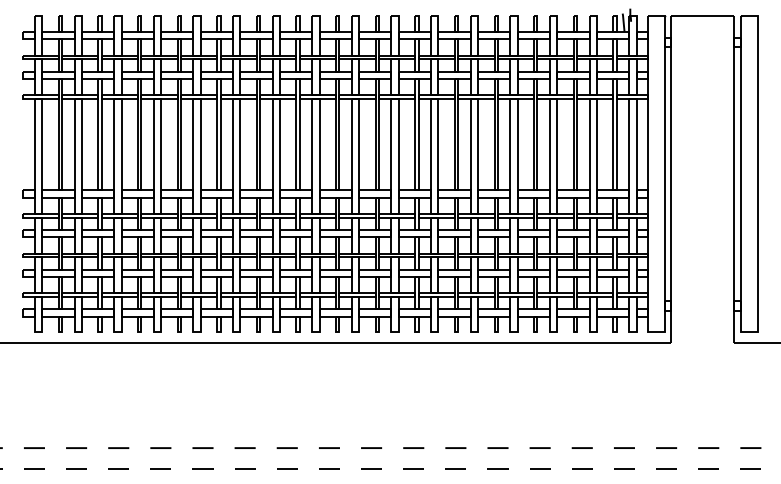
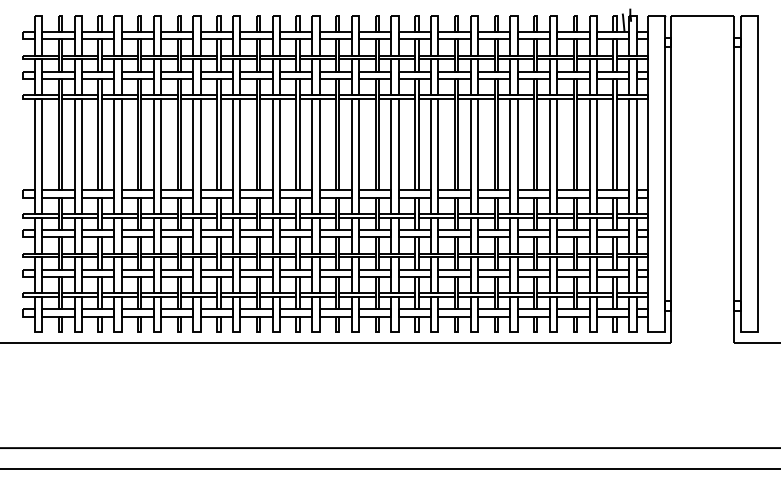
line: dashed -> solid (390, 448)
line: dashed -> solid (390, 469)
